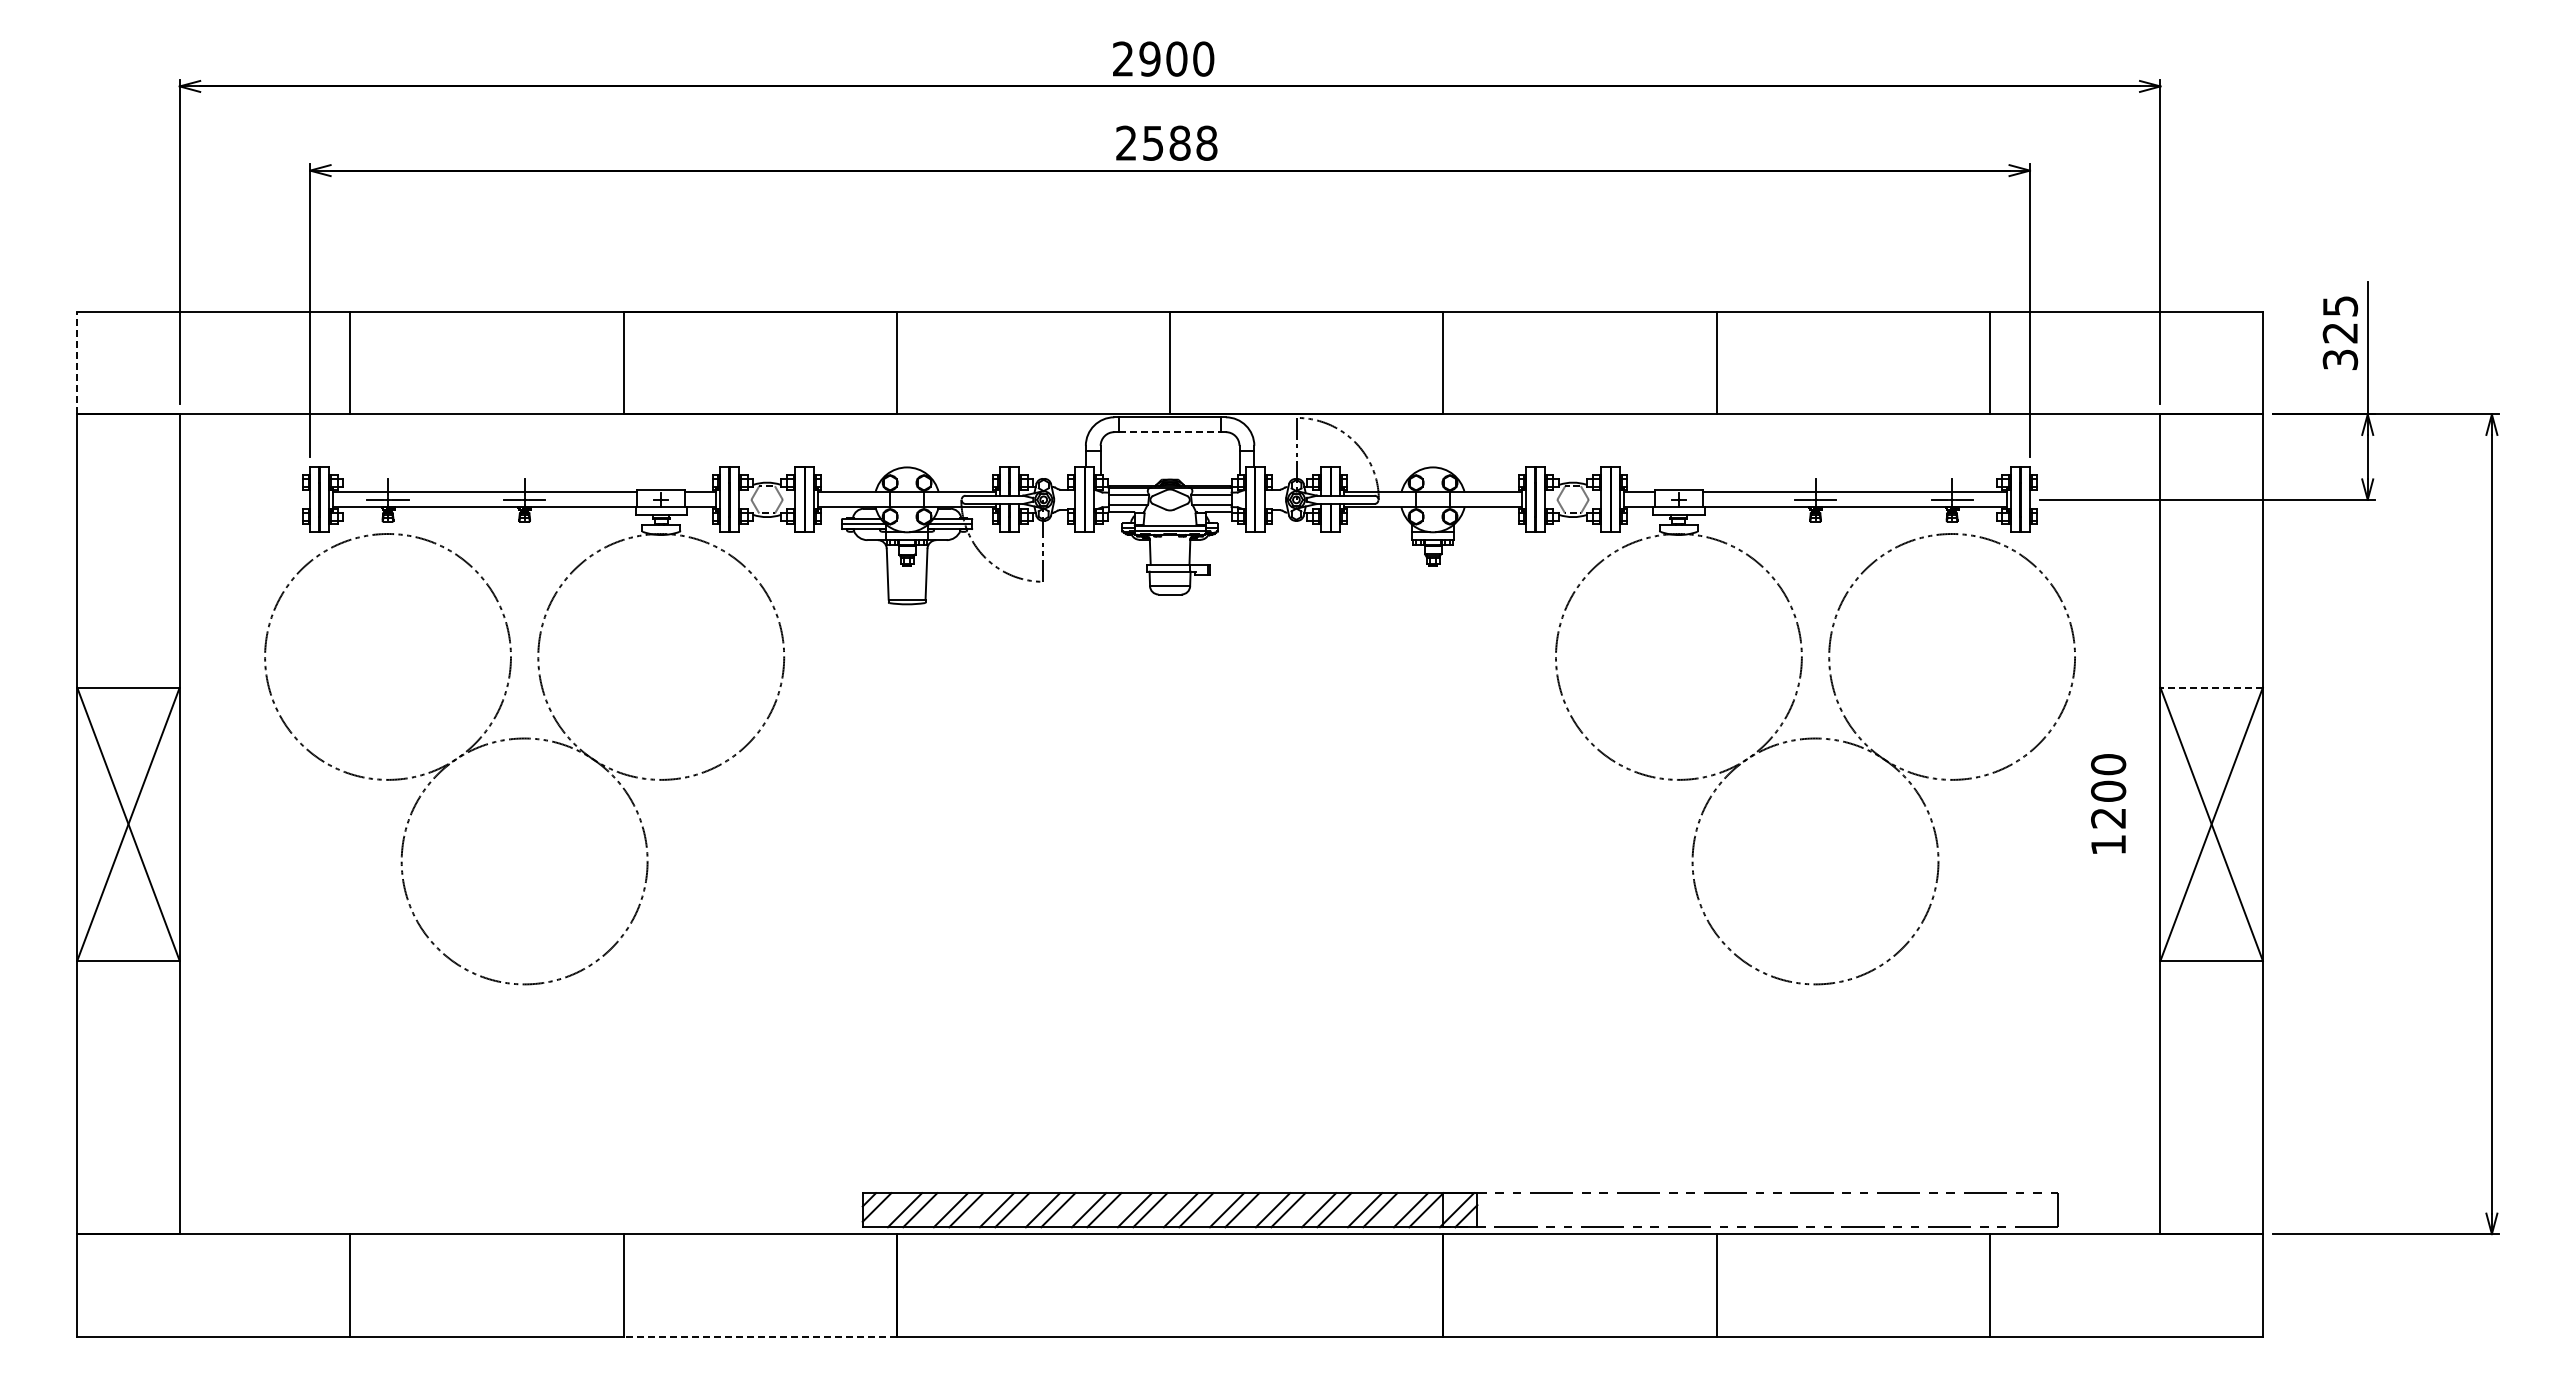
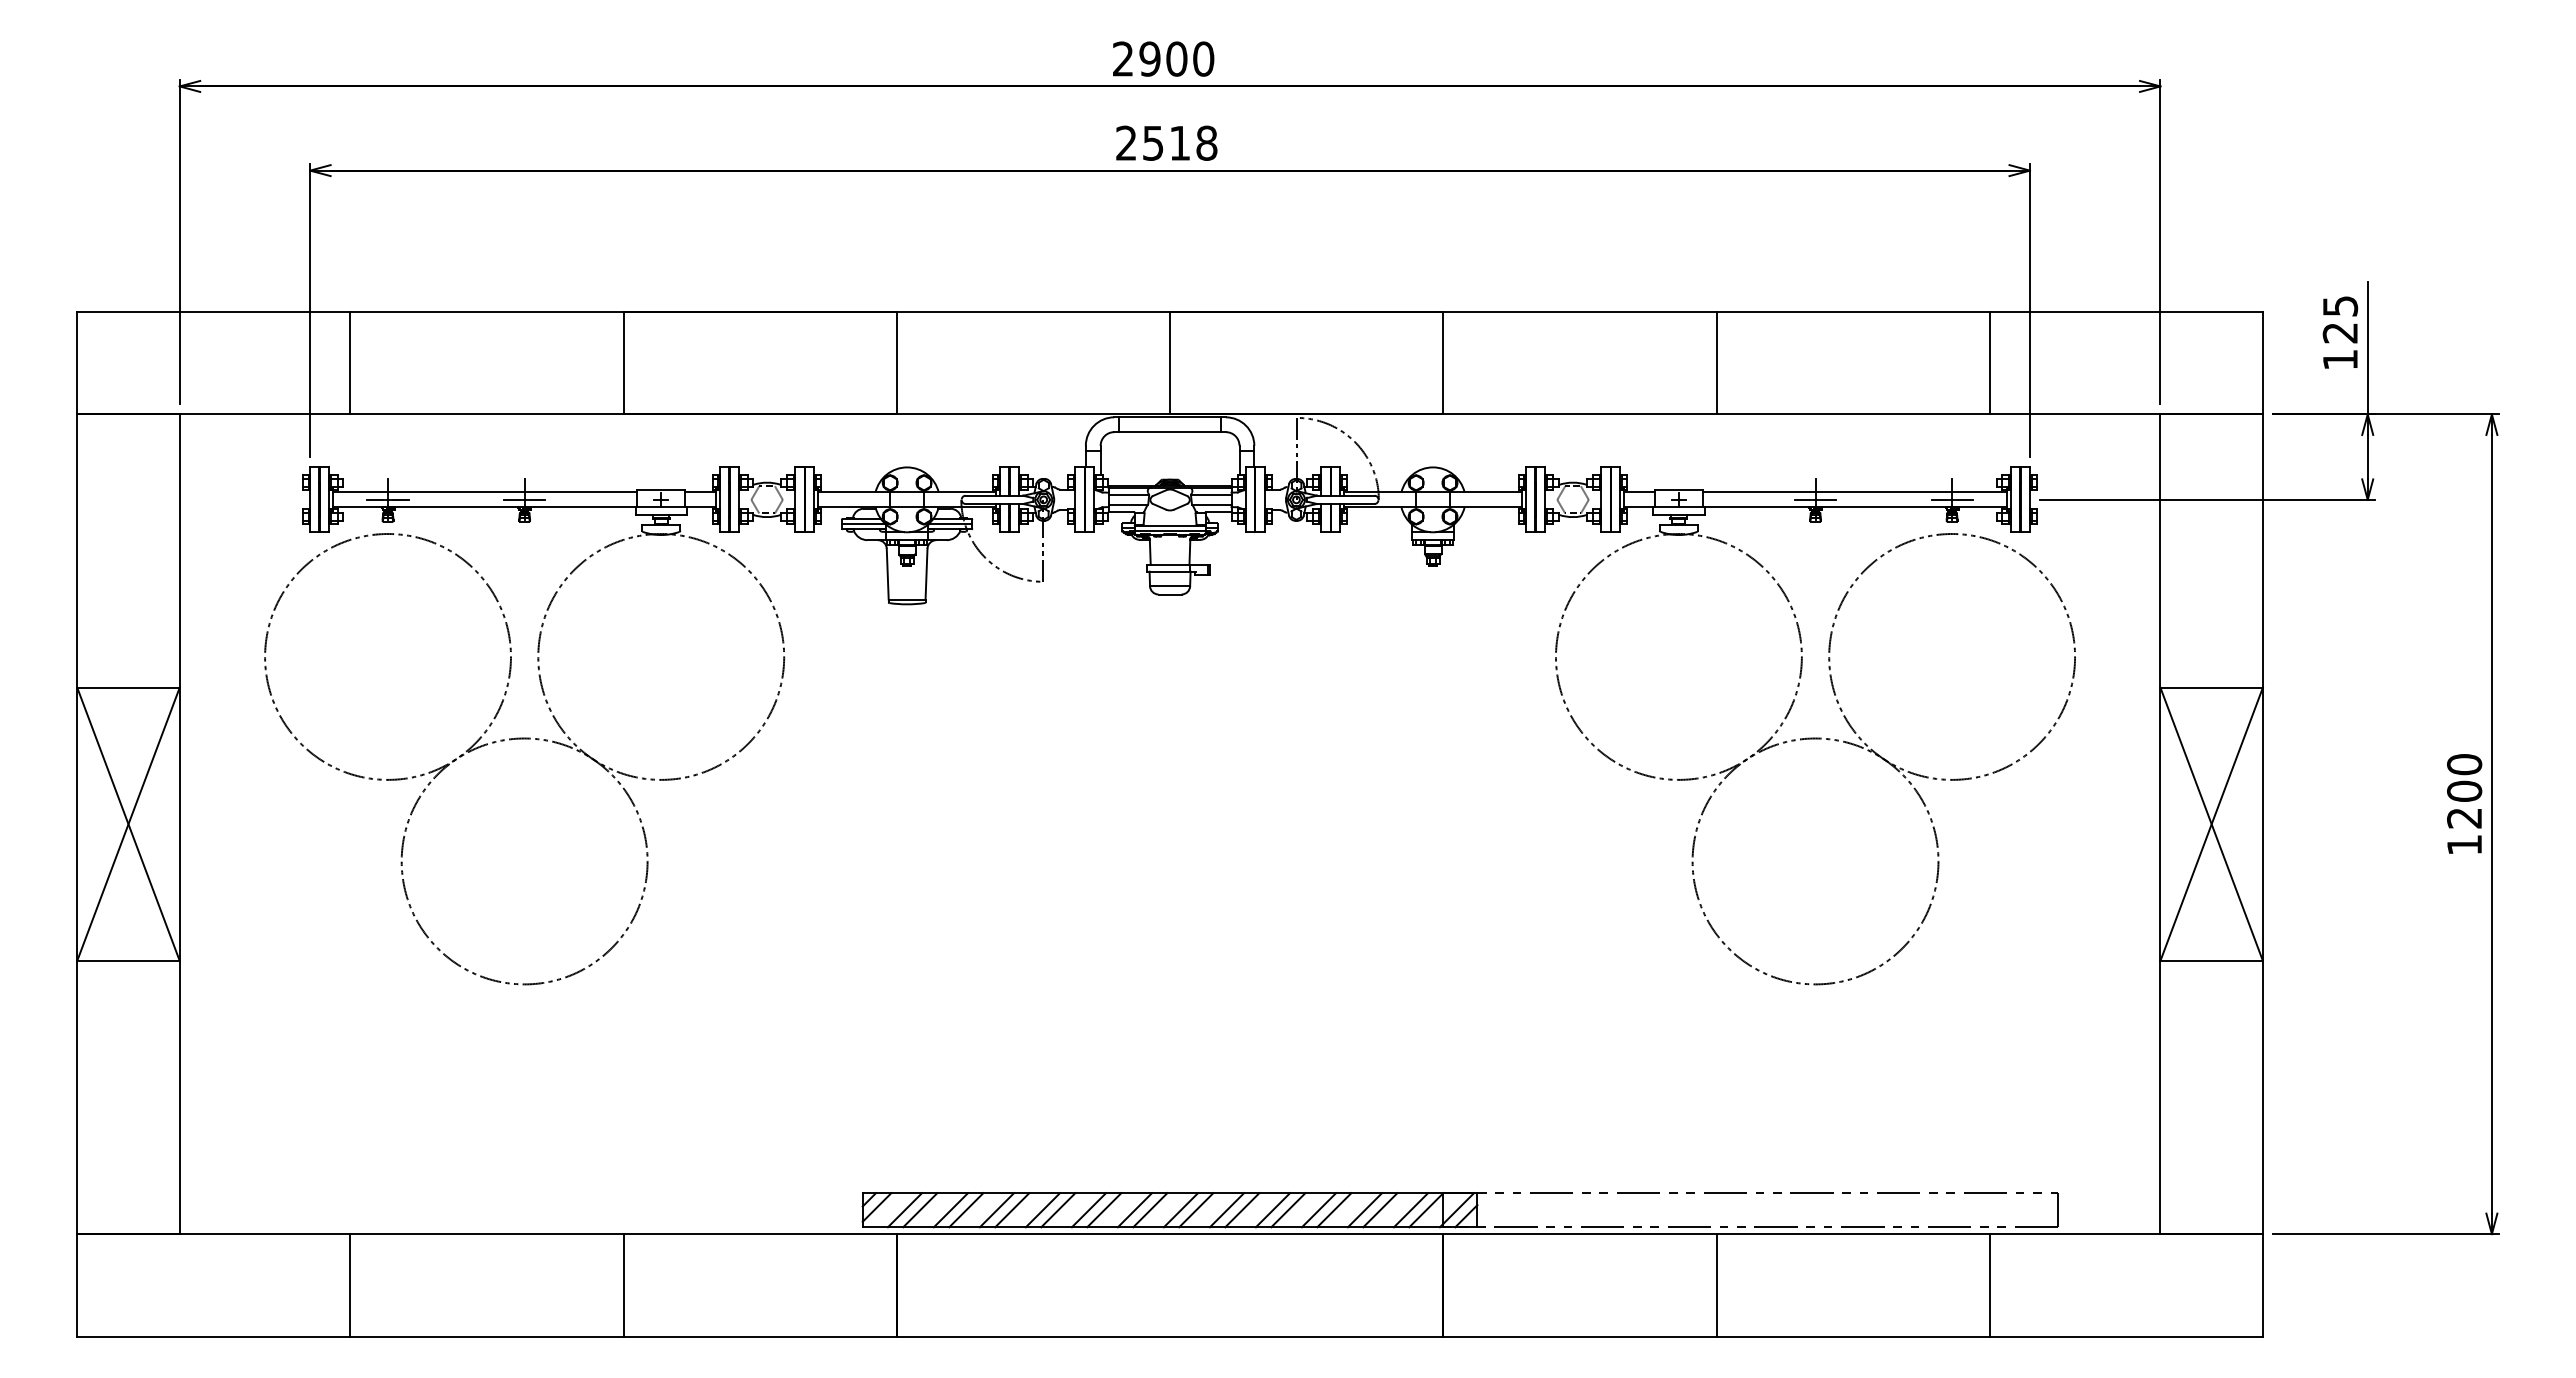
text: 2588 -> 2518 (1179, 142)
text: 325 -> 125 (2340, 359)
line: dashed -> solid (77, 362)
line: dashed -> solid (1170, 432)
line: dashed -> solid (2211, 687)
text position: (2108, 803) -> (2464, 803) (2464, 803)
line: dashed -> solid (760, 1336)
